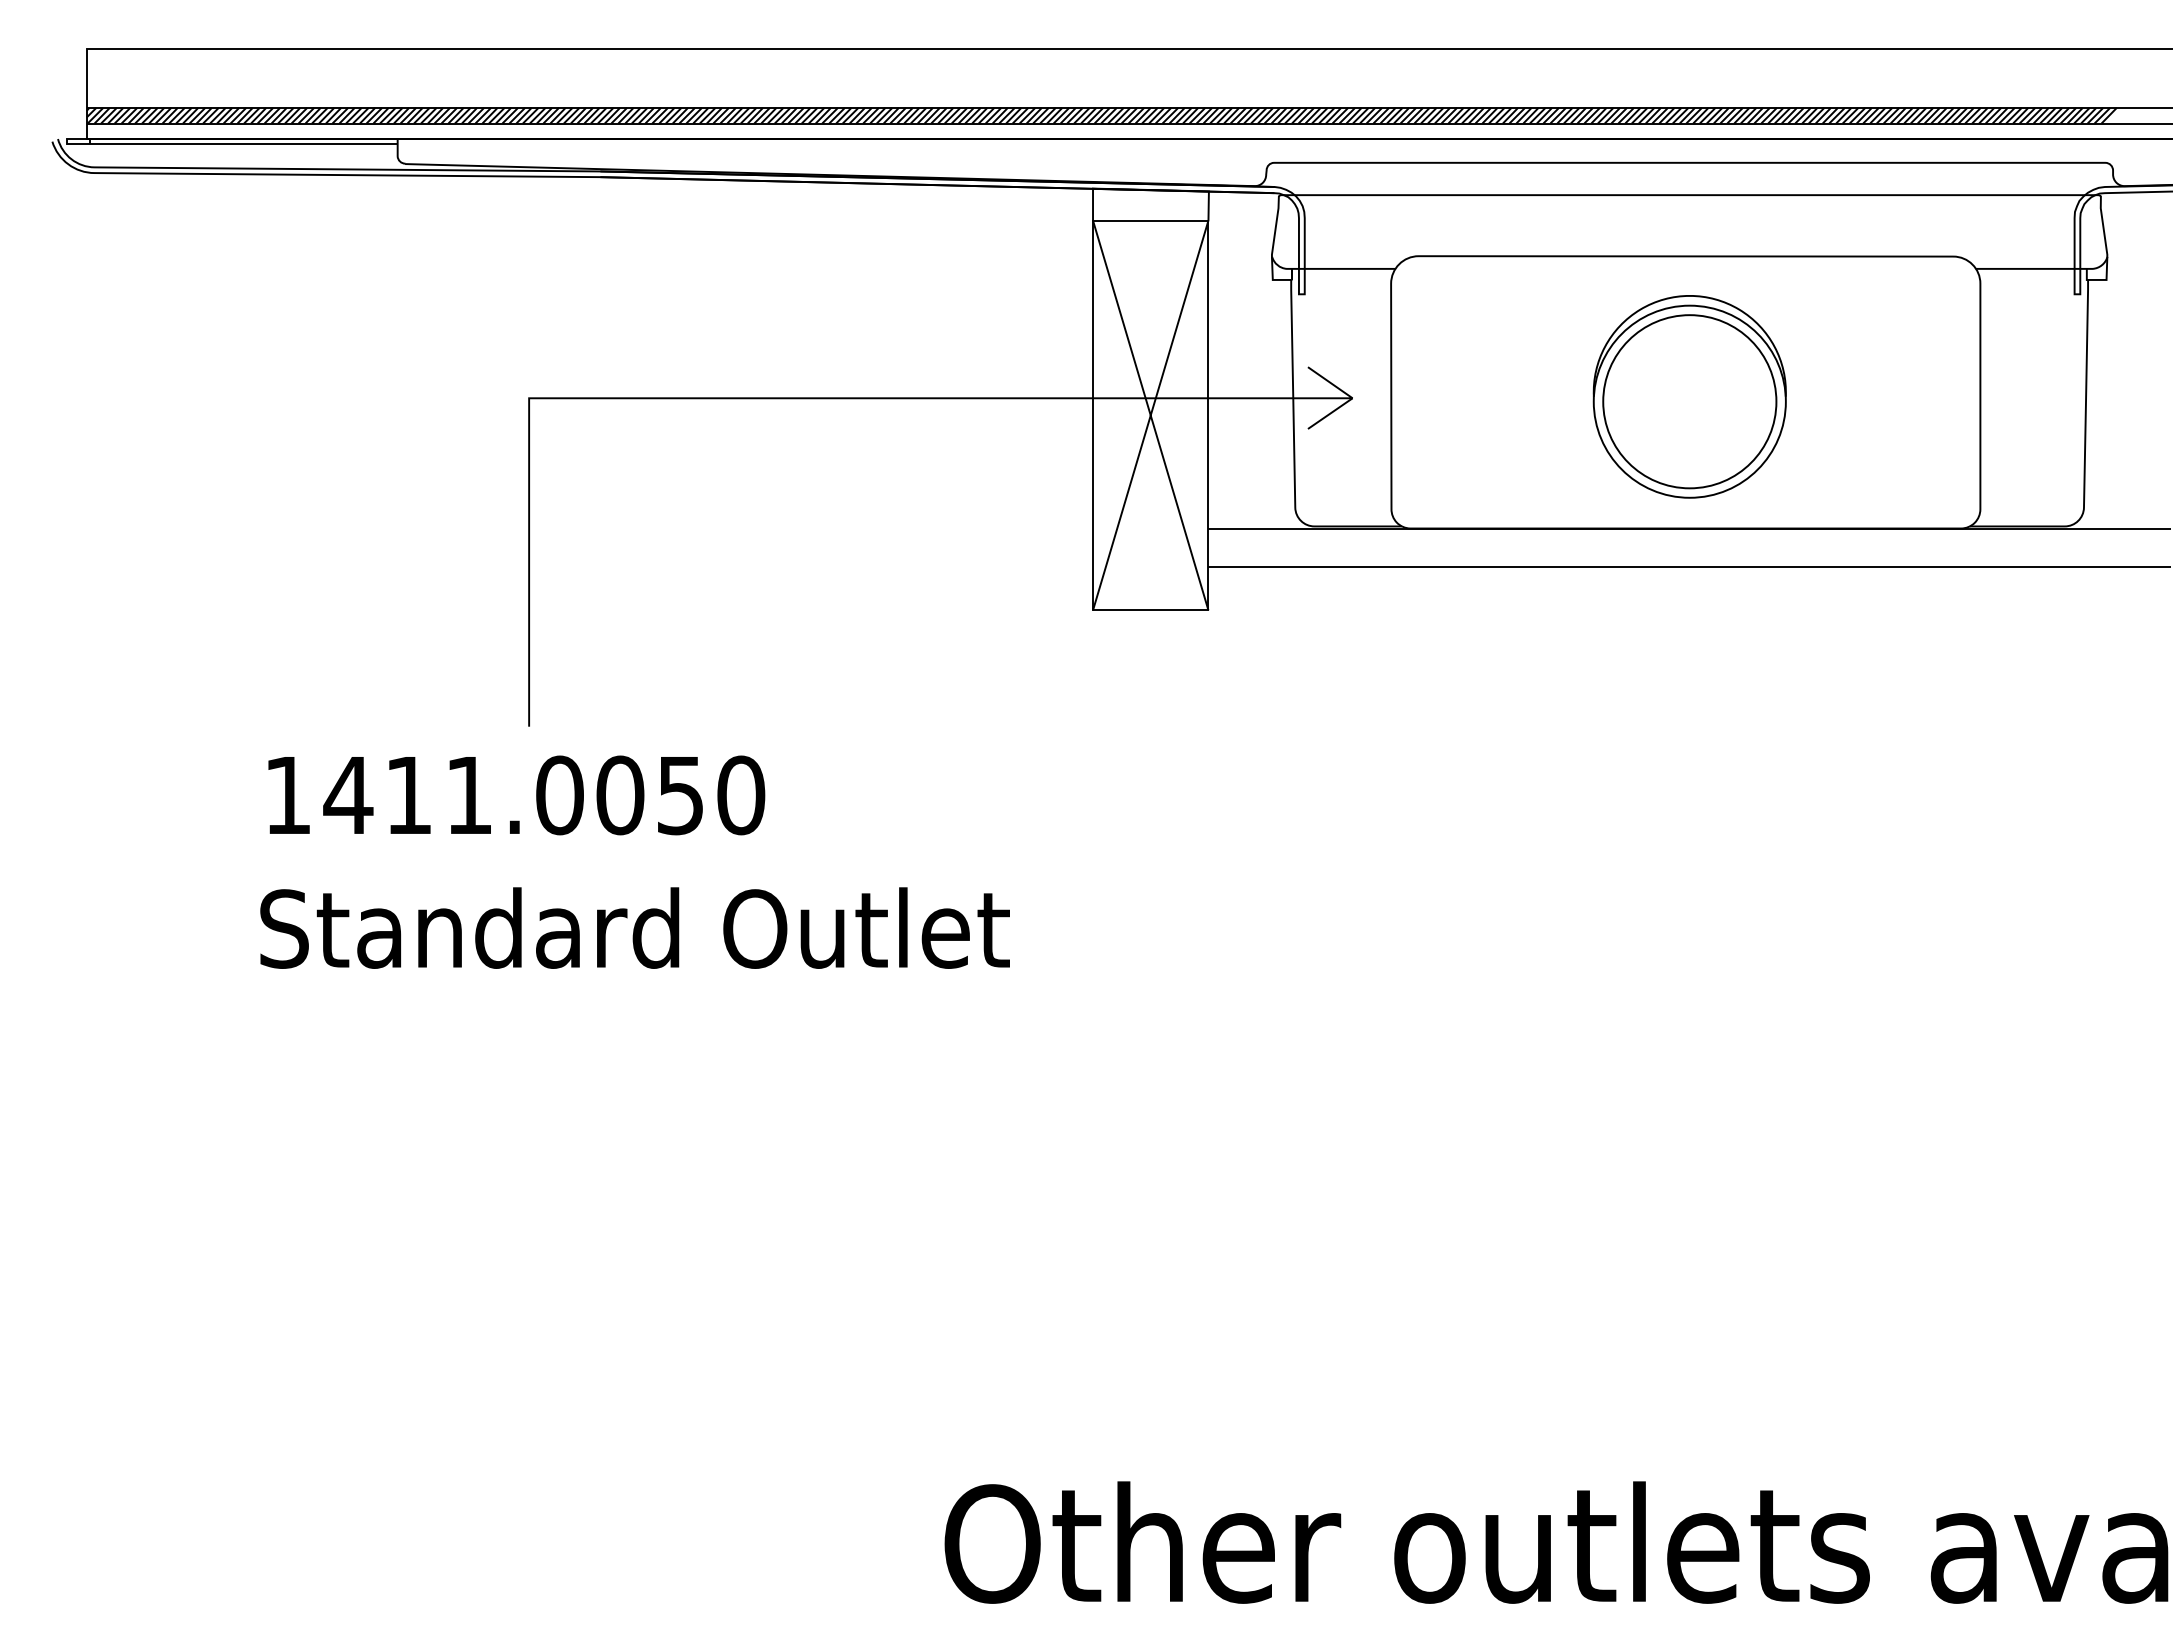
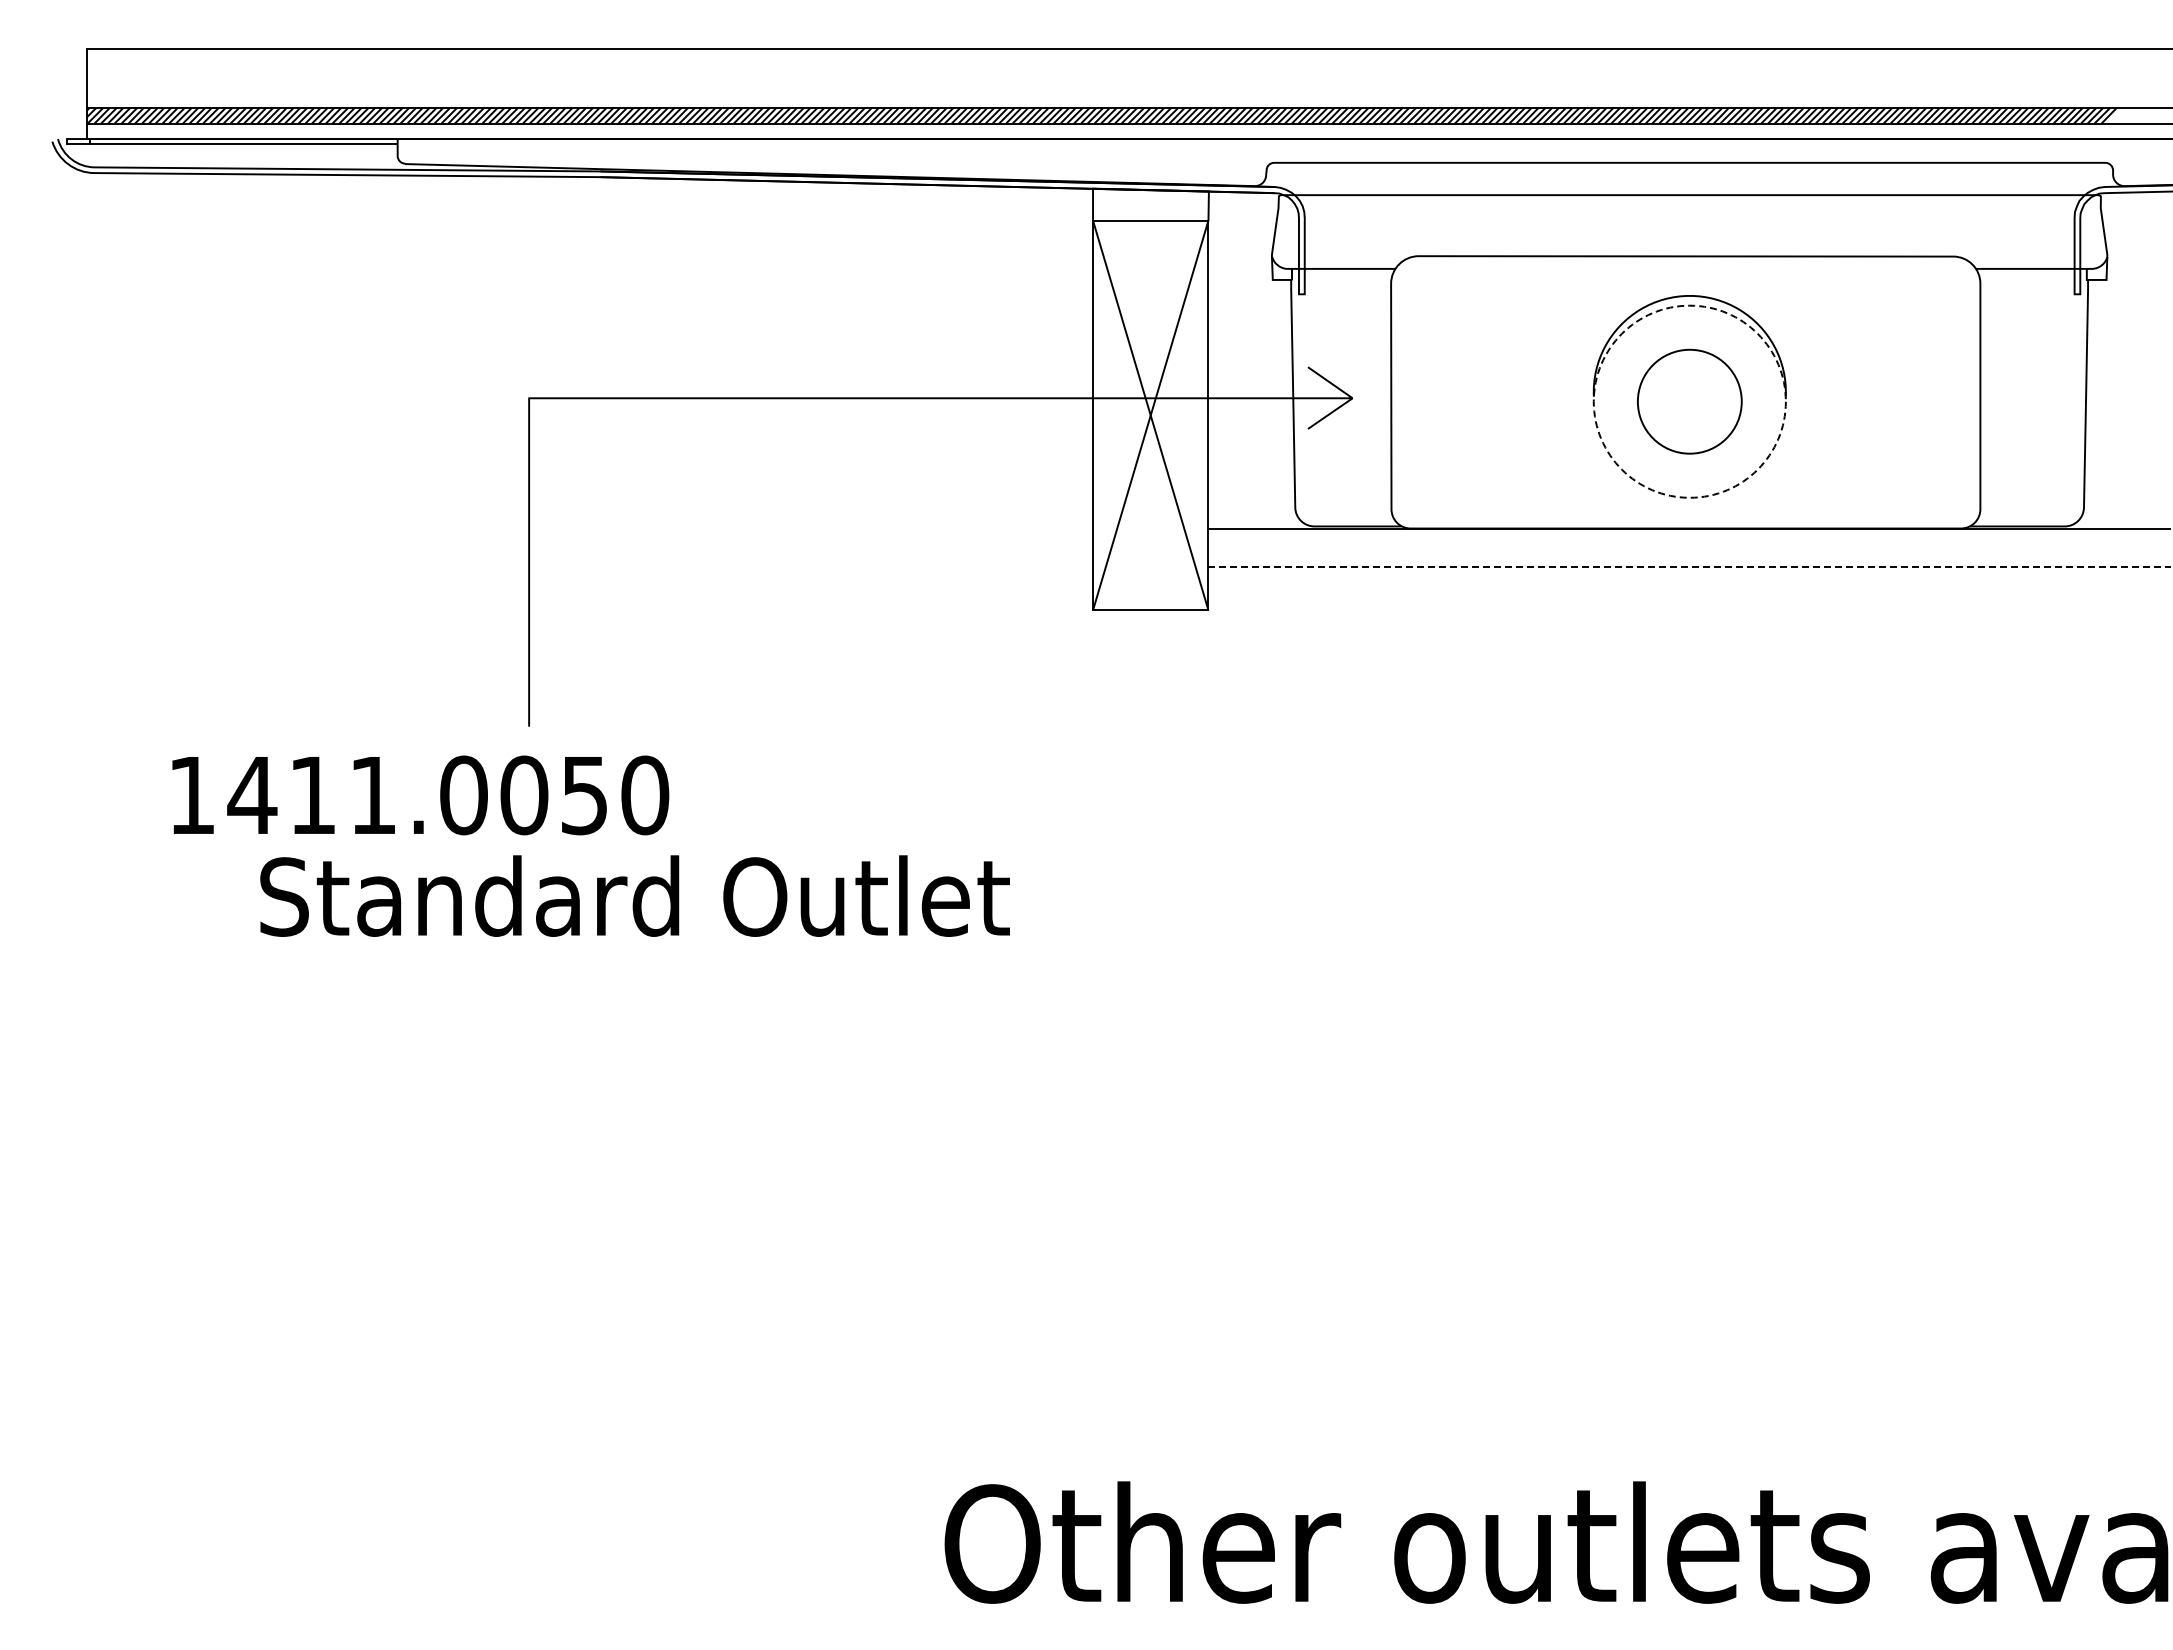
circle diameter: 173 px -> 104 px (1689, 401)
circle: solid -> dashed (1689, 401)
line: solid -> dashed (1690, 567)
text position: (516, 795) -> (420, 795) (420, 795)
text position: (634, 927) -> (634, 895) (634, 895)
